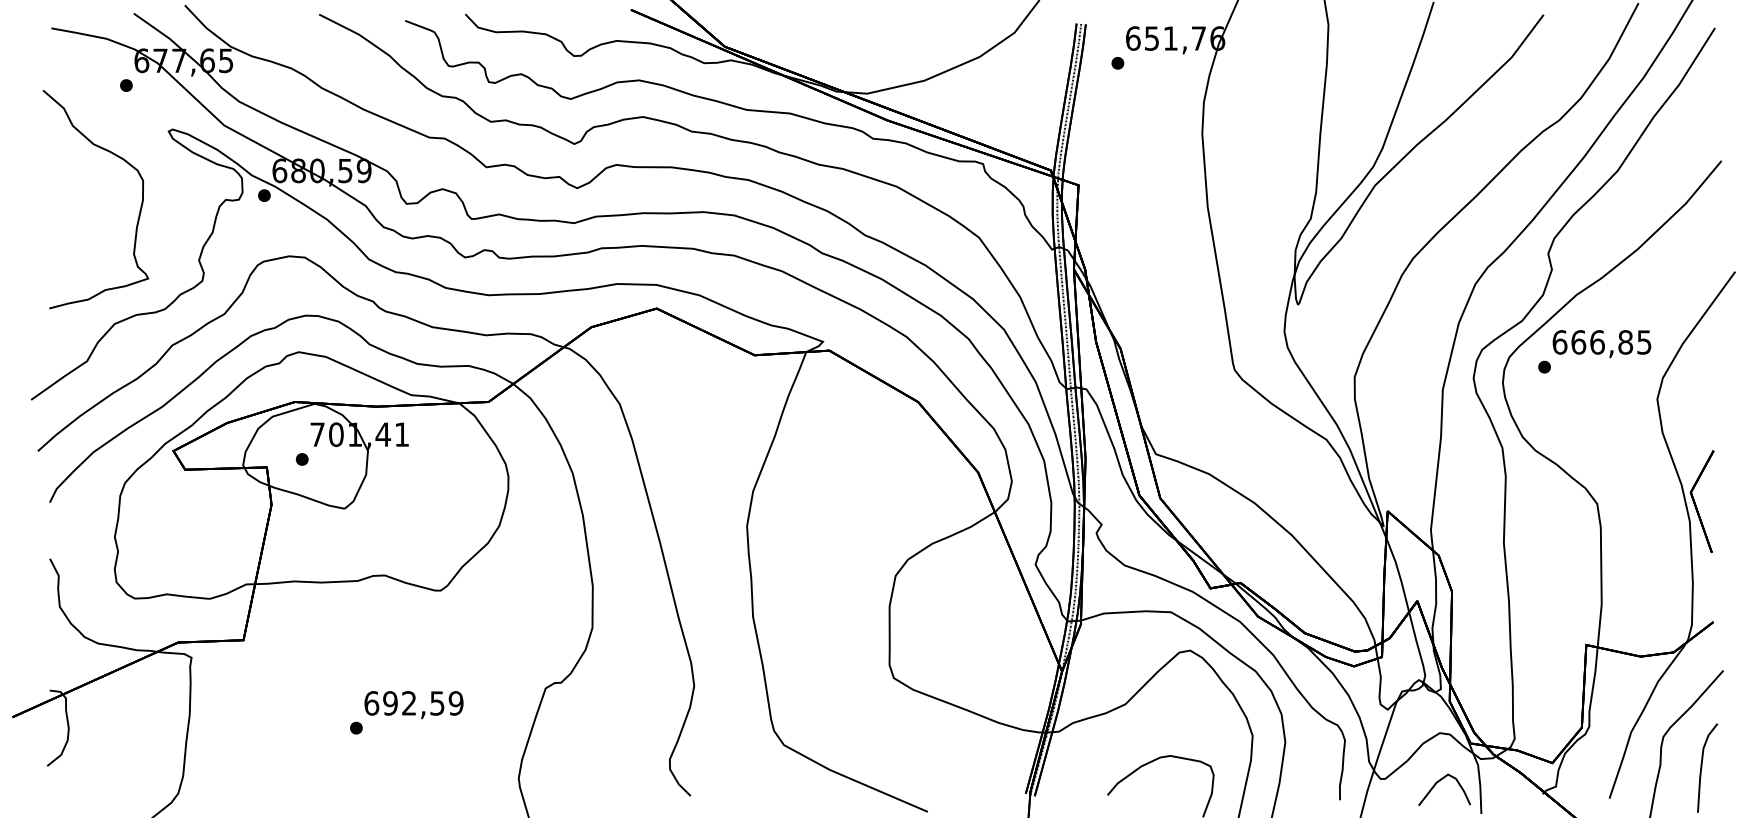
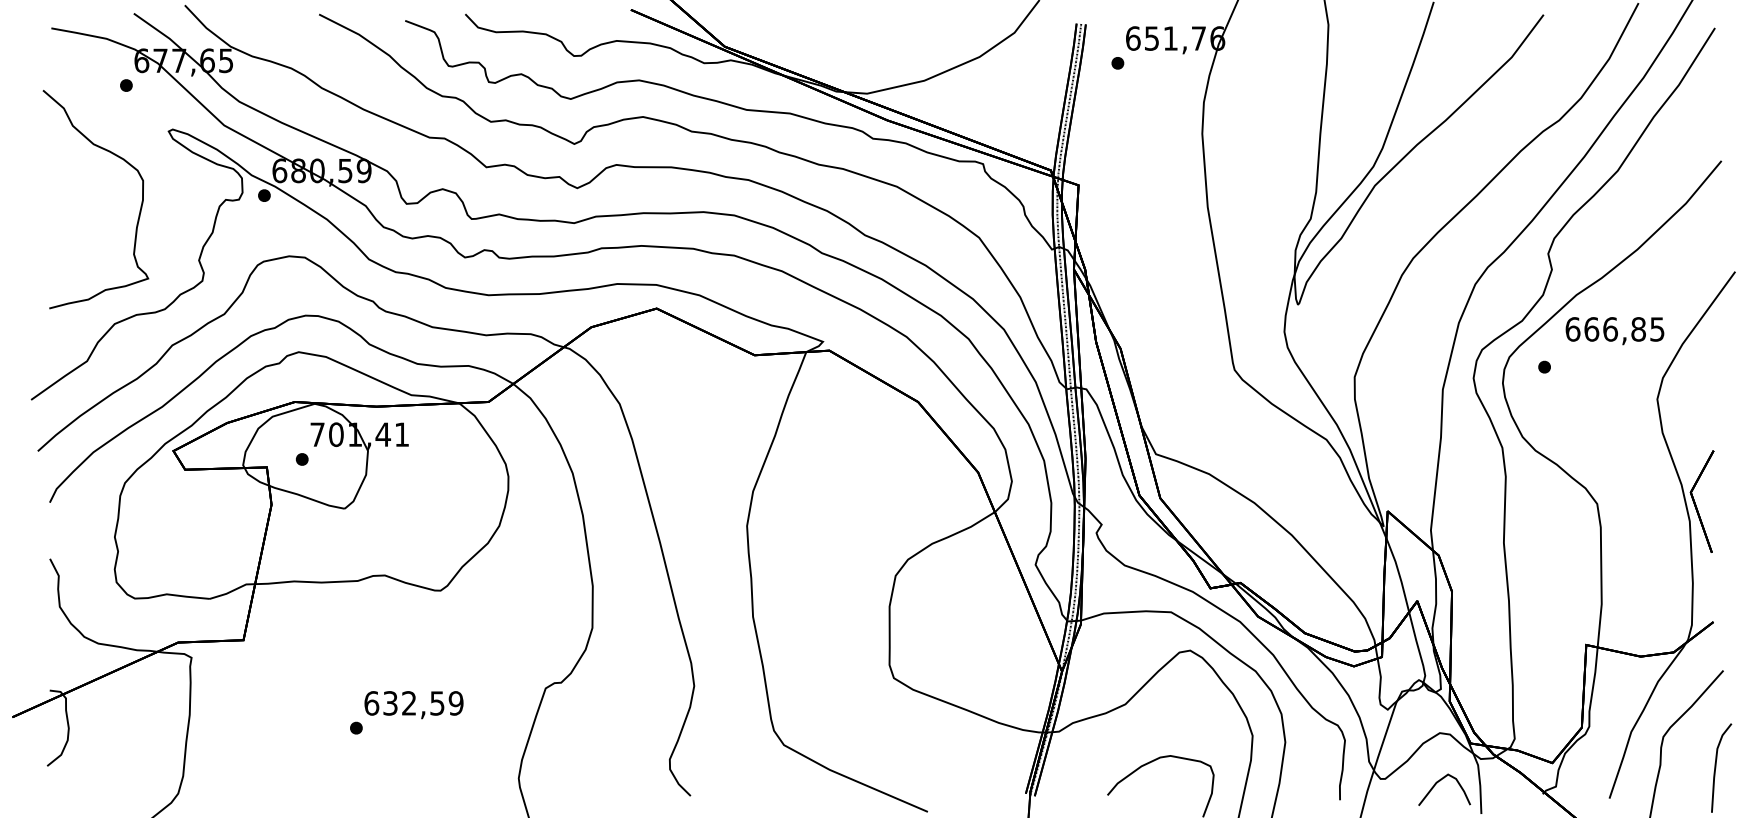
text position: (1601, 344) -> (1614, 331) (1614, 331)
text: 692,59 -> 632,59 (390, 703)
line position: (1702, 767) -> (1716, 767) (1716, 767)
